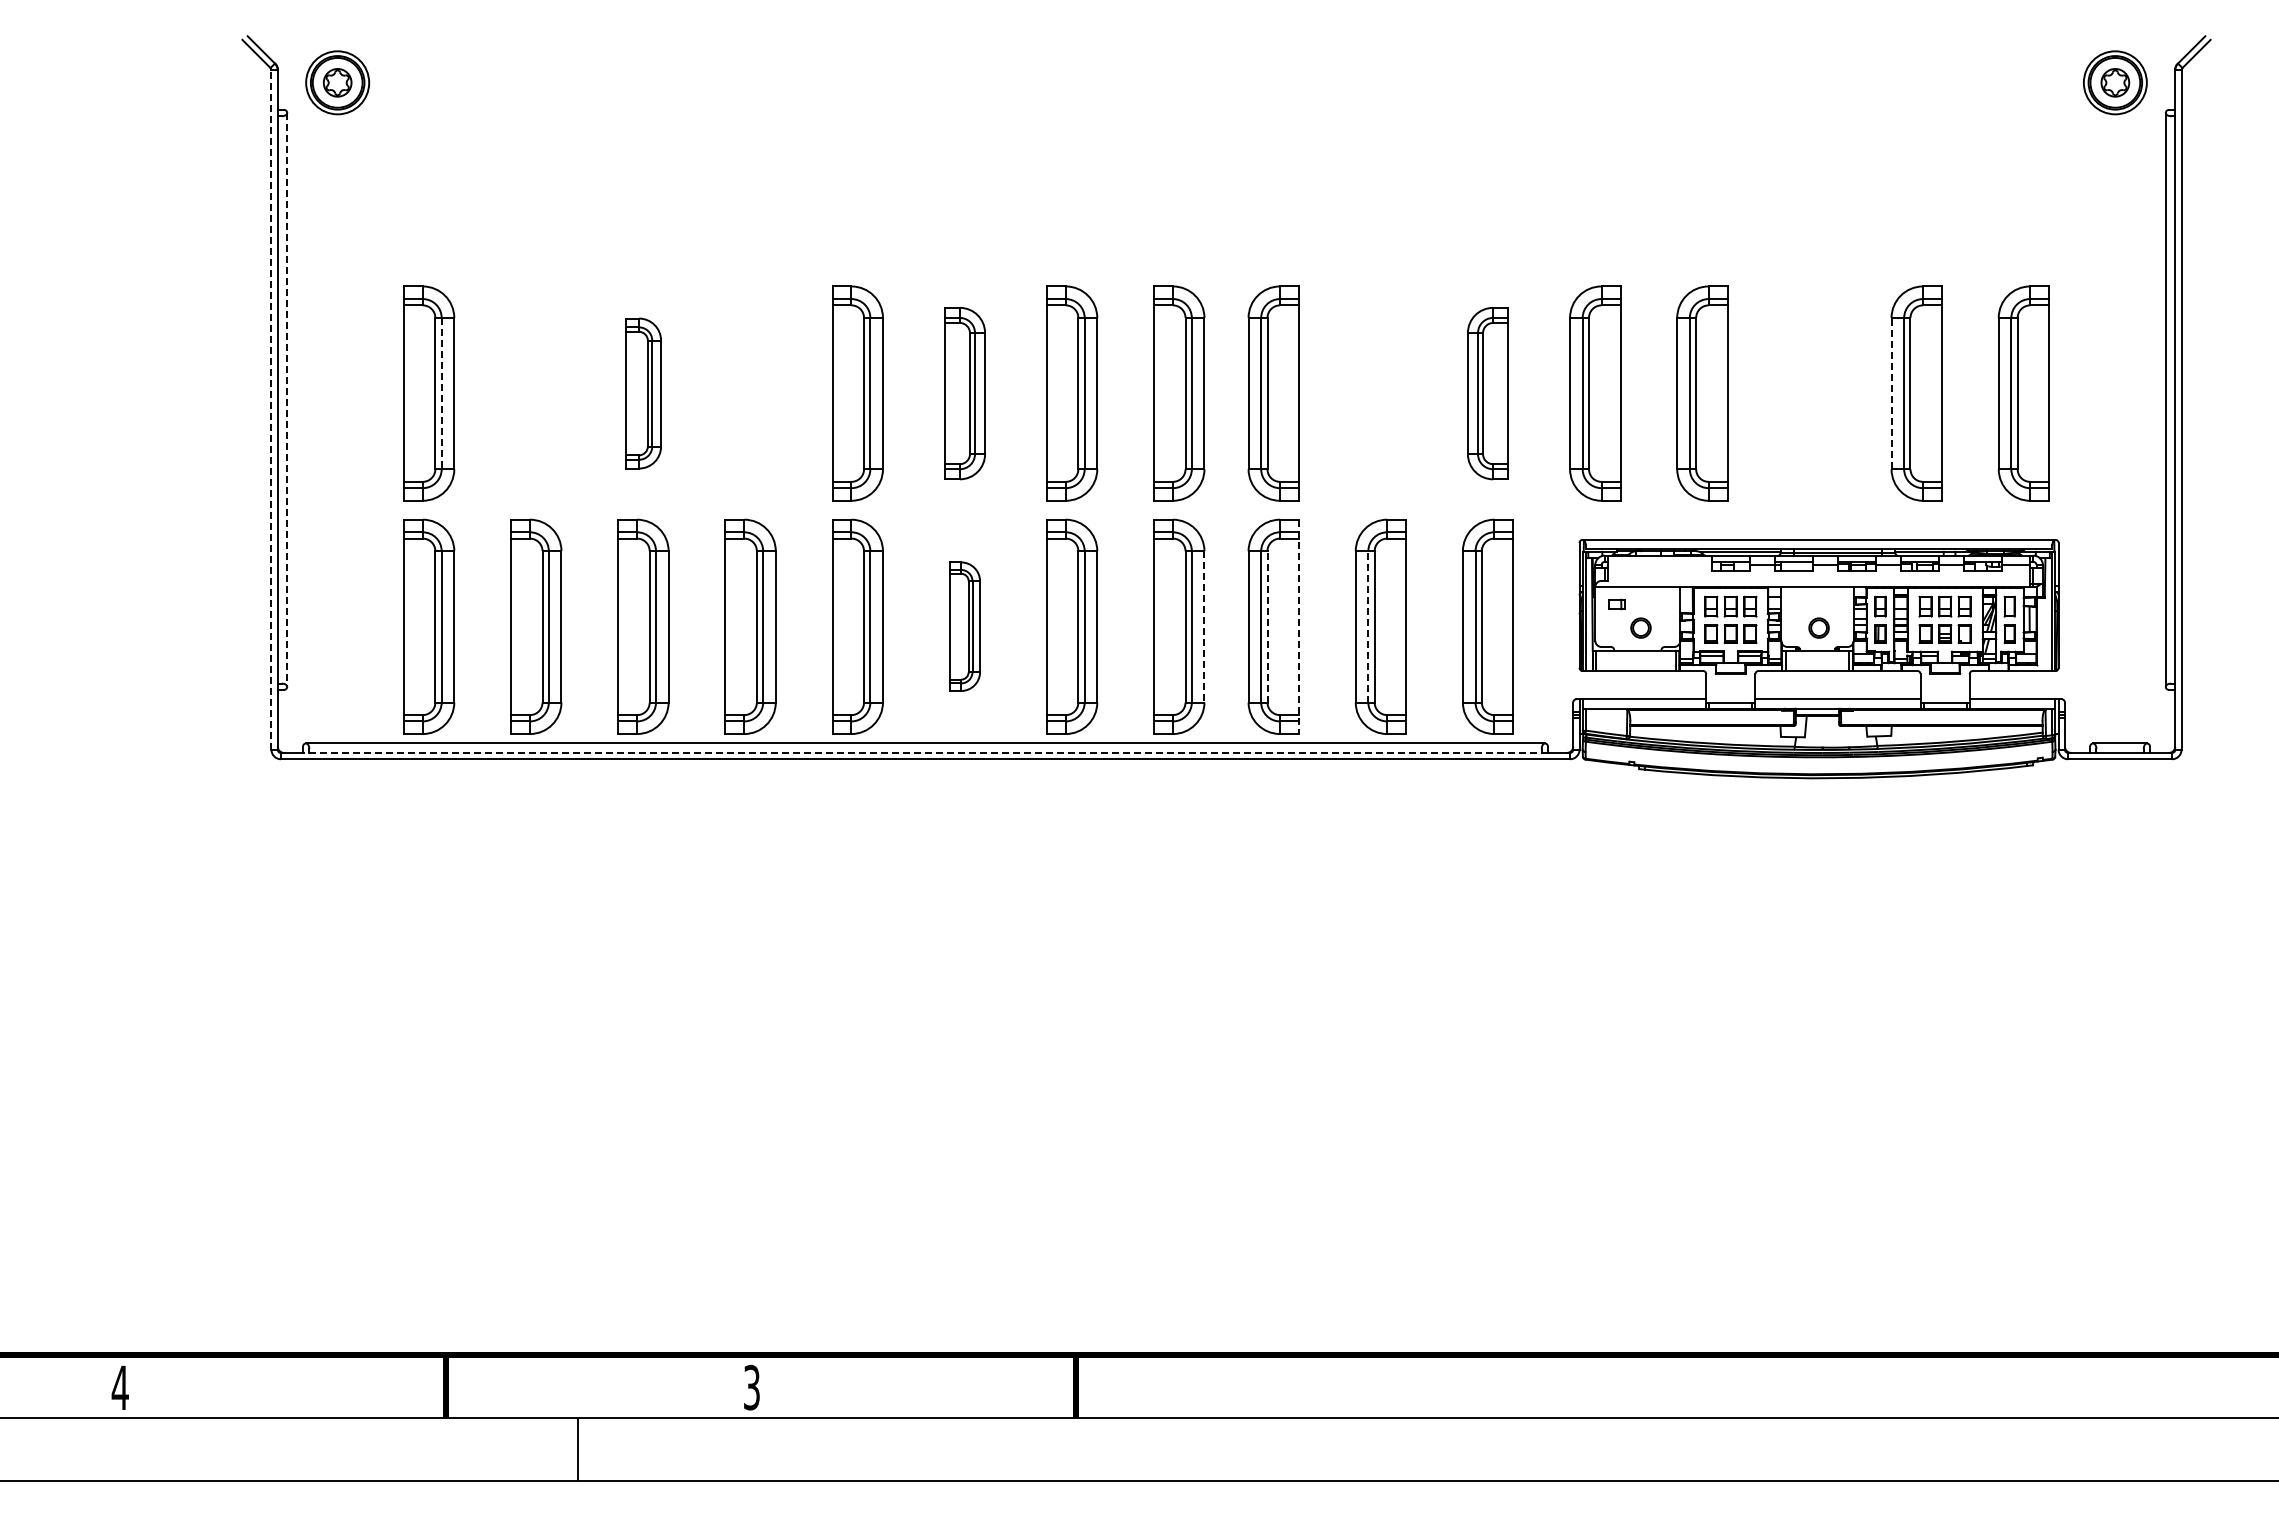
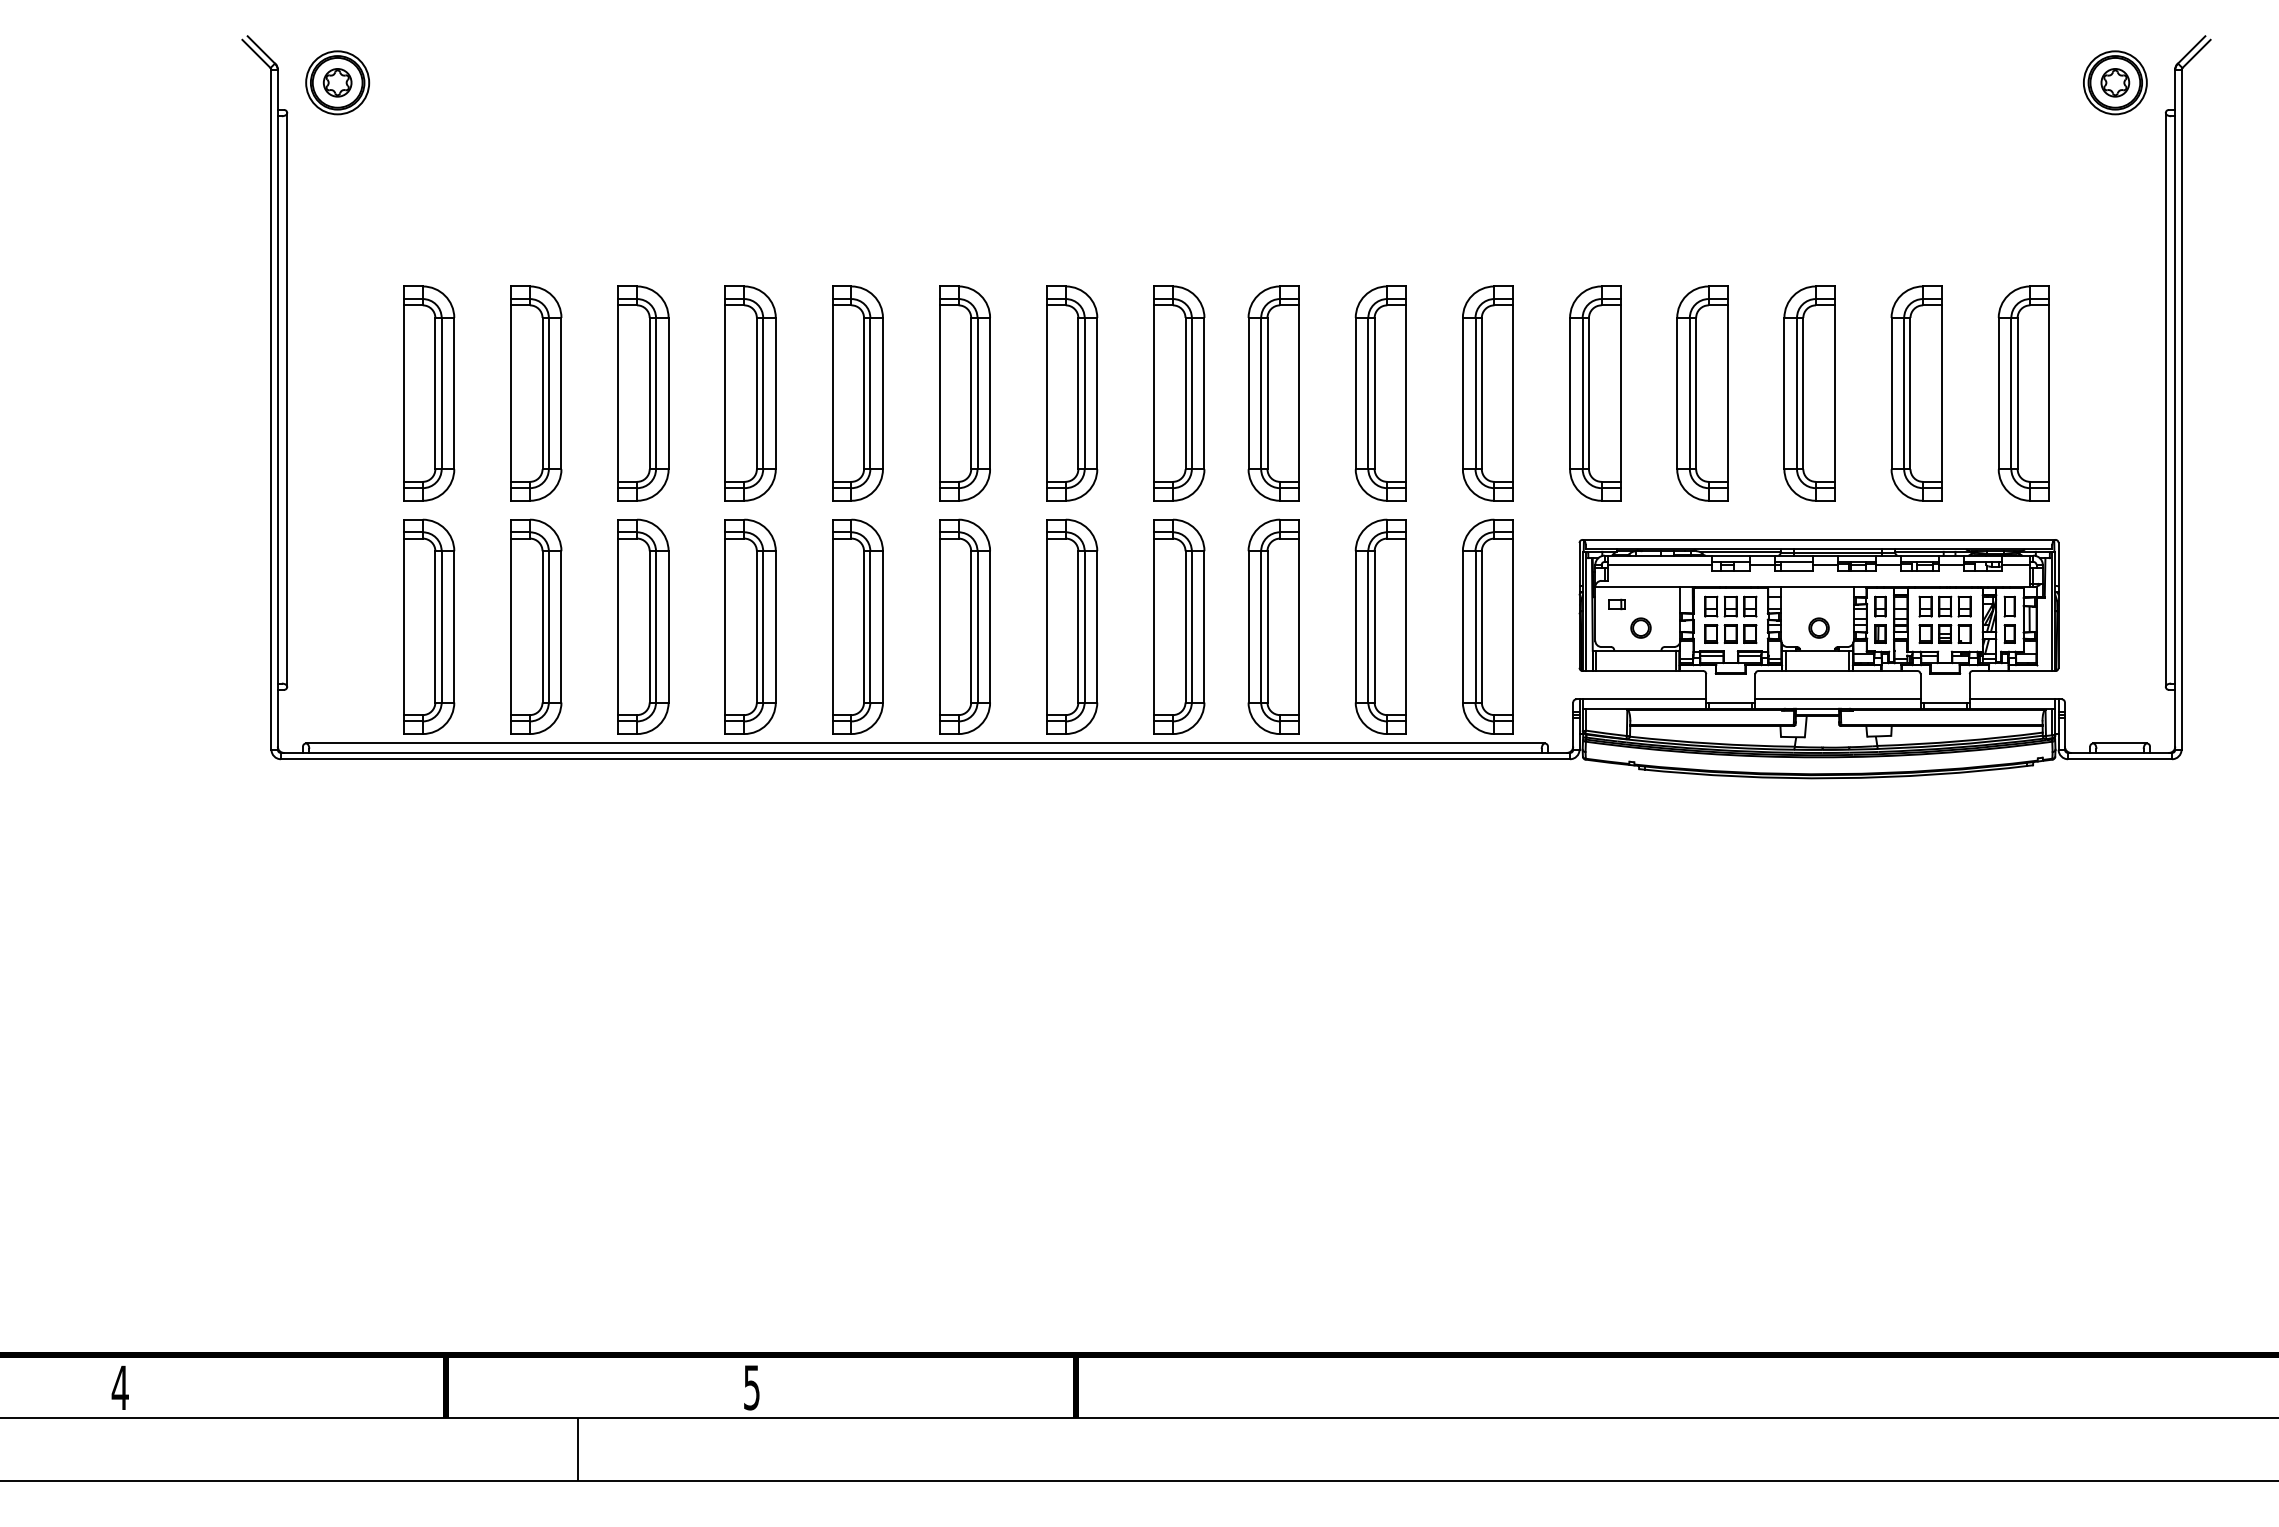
line: dashed -> solid (441, 393)
part: none -> present (536, 393)
part size: 37x153 px -> 53x217 px (643, 393)
part: none -> present (750, 393)
part size: 42x174 px -> 52x217 px (964, 393)
part: none -> present (1380, 393)
part size: 42x174 px -> 52x217 px (1487, 393)
part: none -> present (1809, 393)
line: dashed -> solid (1891, 393)
line: dashed -> solid (287, 399)
line: dashed -> solid (271, 410)
line: none -> present (1659, 565)
part size: 32x131 px -> 52x217 px (964, 626)
line: dashed -> solid (1204, 626)
line: dashed -> solid (1267, 626)
line: dashed -> solid (1368, 626)
line: dashed -> solid (1299, 627)
line: dashed -> solid (925, 752)
text: 3 -> 5 (751, 1386)
